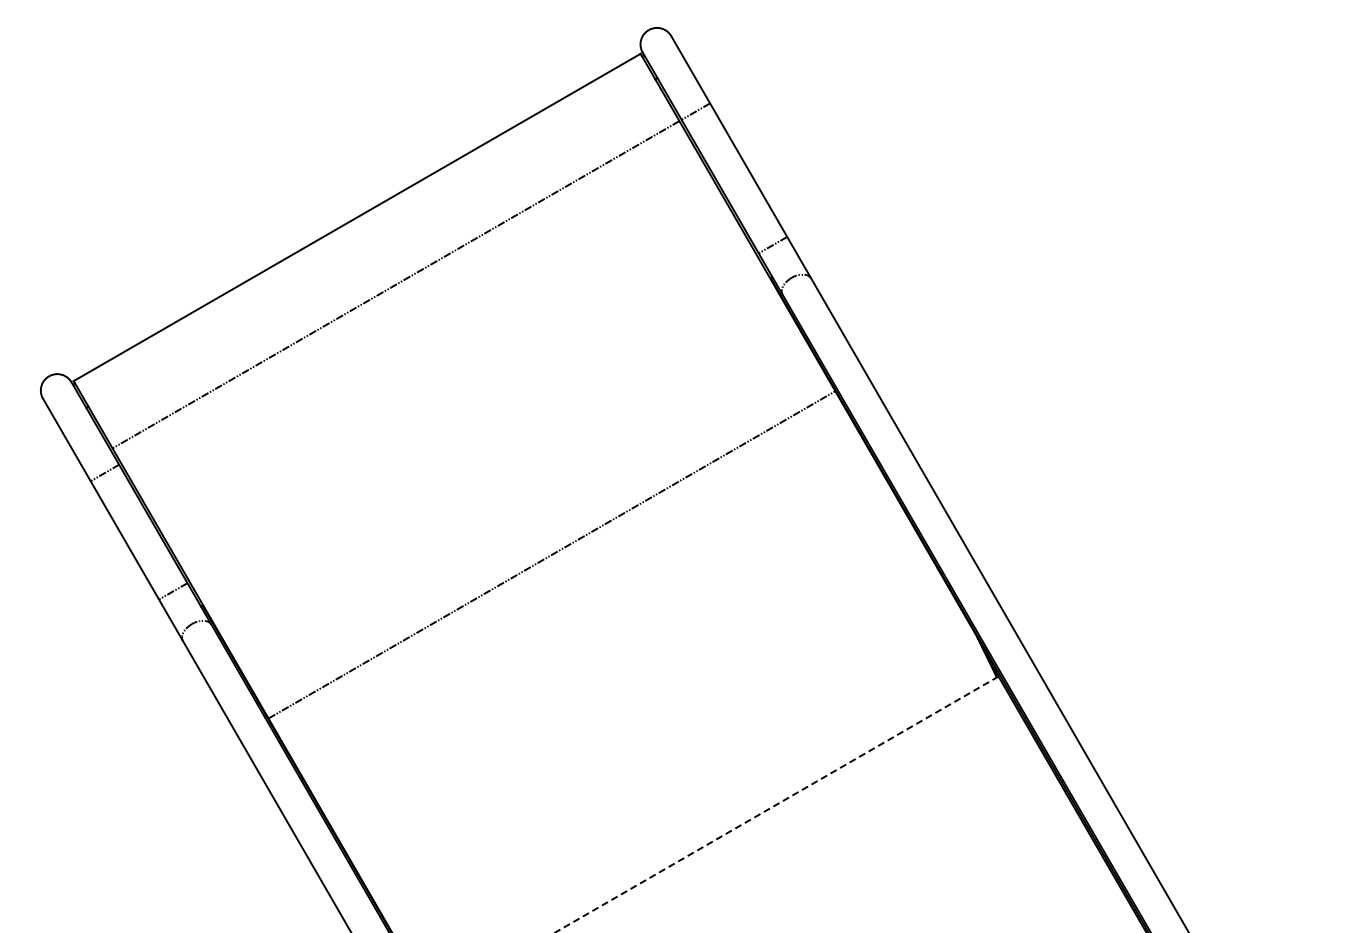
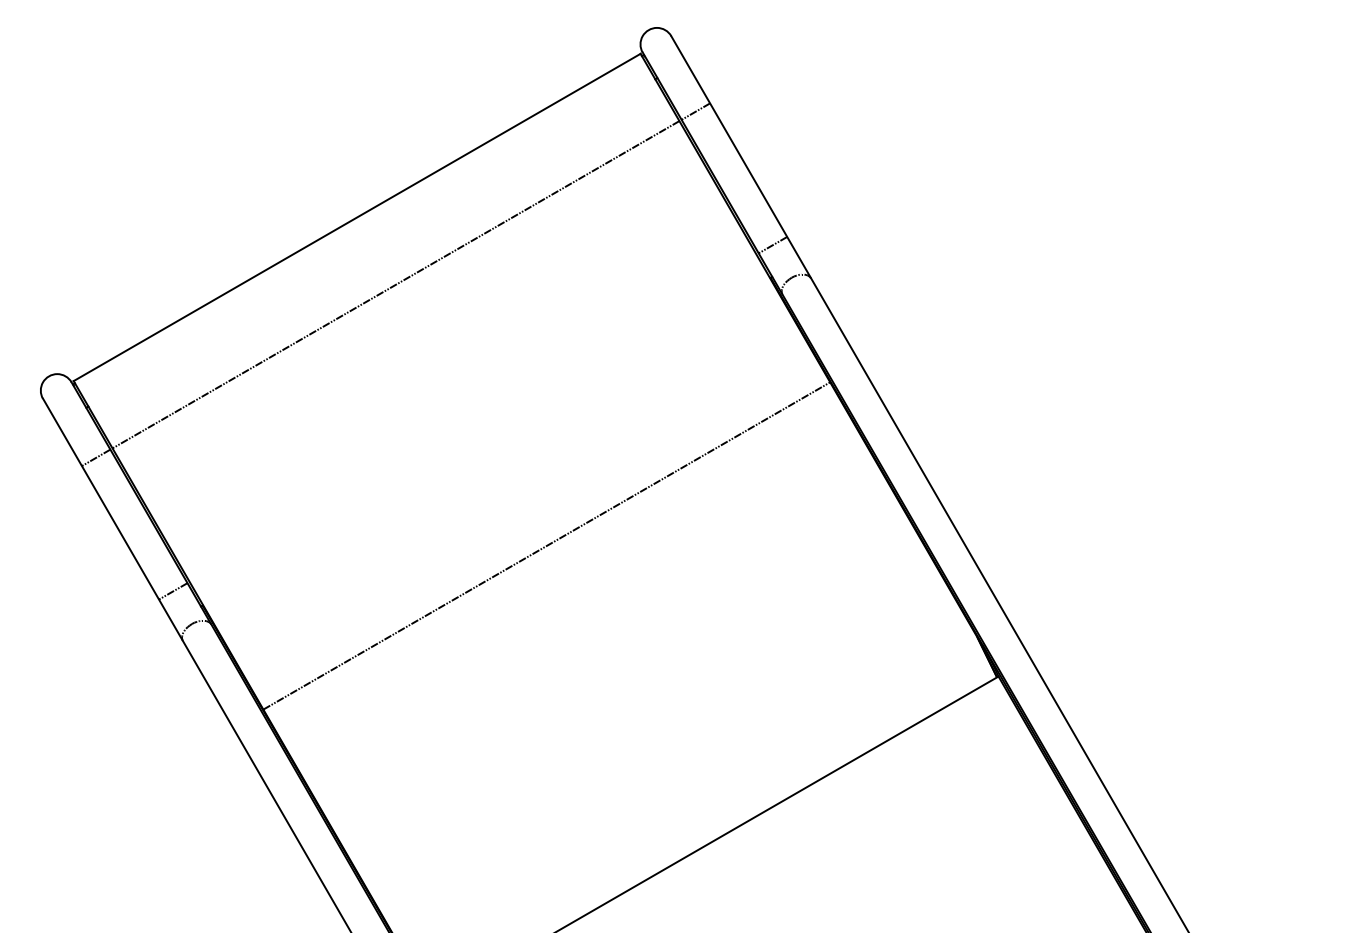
line position: (104, 472) -> (95, 457) (95, 457)
line position: (551, 554) -> (546, 545) (546, 545)
line: dashed -> solid (776, 804)
